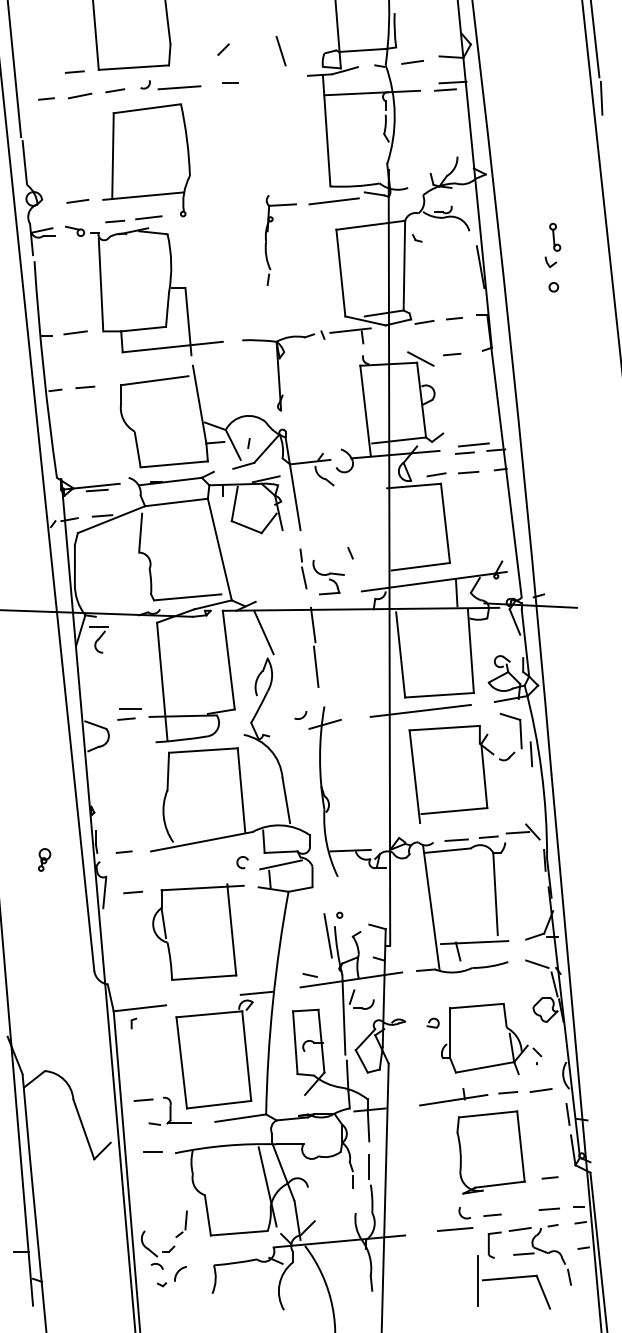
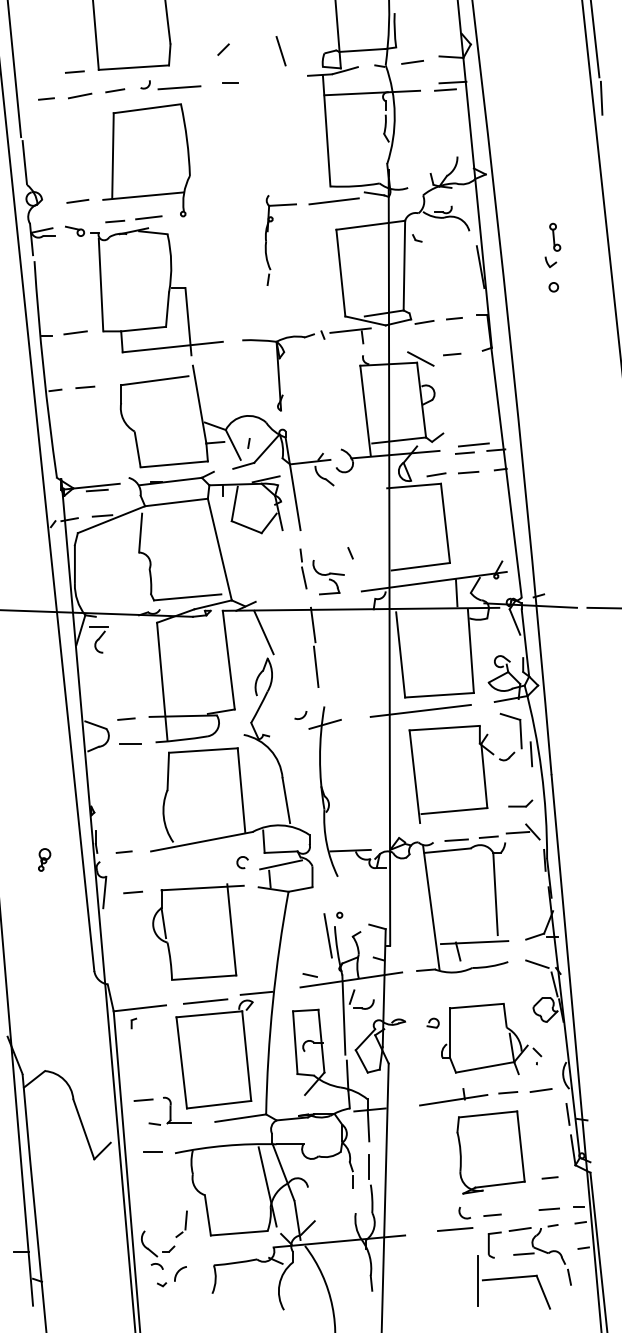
line: none -> present (602, 607)
line position: (130, 708) -> (130, 743) (130, 743)
part: none -> present (520, 803)
line: none -> present (205, 1001)
